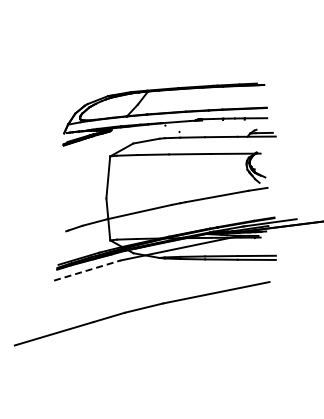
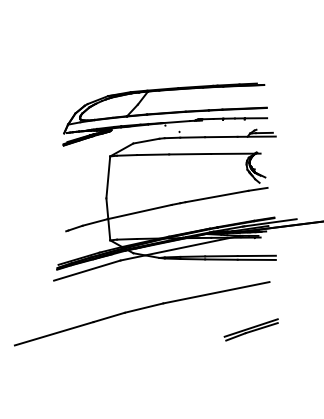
line: dashed -> solid (87, 270)
part: none -> present (250, 329)
